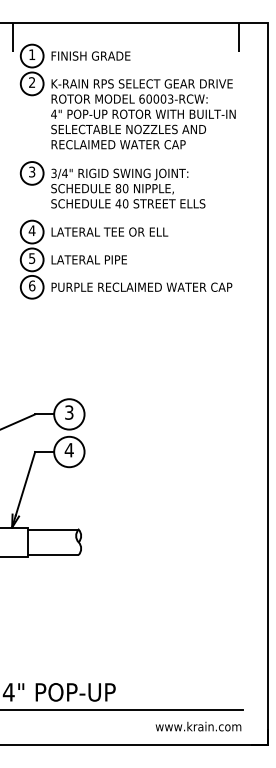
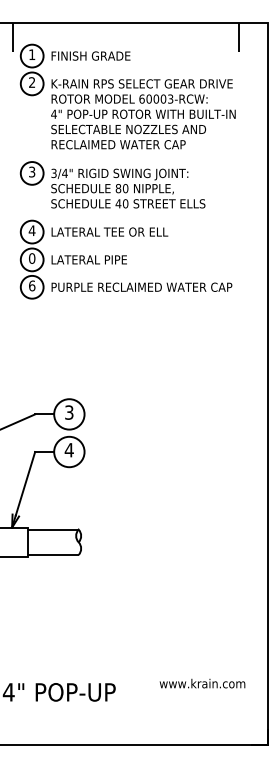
text: 5 -> 0 (32, 258)
line: present -> none (122, 710)
text position: (198, 726) -> (202, 683) (202, 683)
